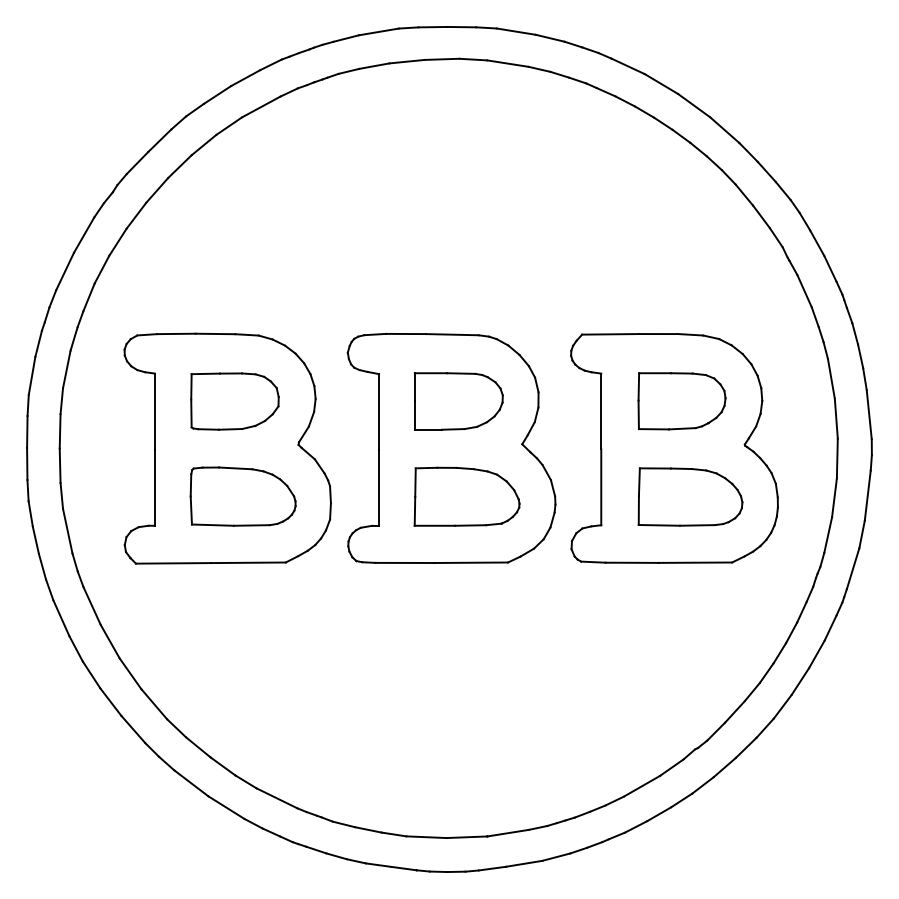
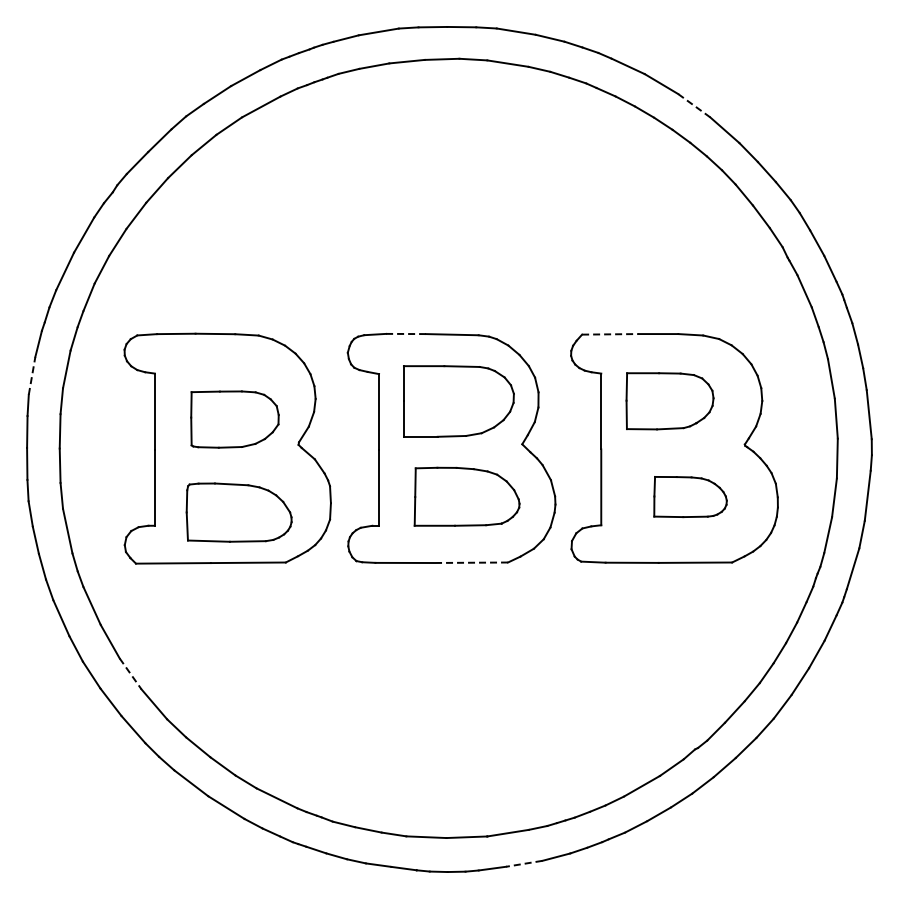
line: solid -> dashed (694, 105)
line: solid -> dashed (406, 334)
line: solid -> dashed (610, 334)
line: solid -> dashed (32, 375)
part position: (234, 401) -> (234, 419) (234, 419)
part size: 91x59 px -> 112x73 px (458, 401)
part position: (681, 401) -> (669, 401) (669, 401)
part position: (242, 496) -> (238, 512) (238, 512)
part size: 107x60 px -> 75x43 px (690, 497)
line: solid -> dashed (471, 562)
line: solid -> dashed (130, 673)
line: solid -> dashed (523, 863)
